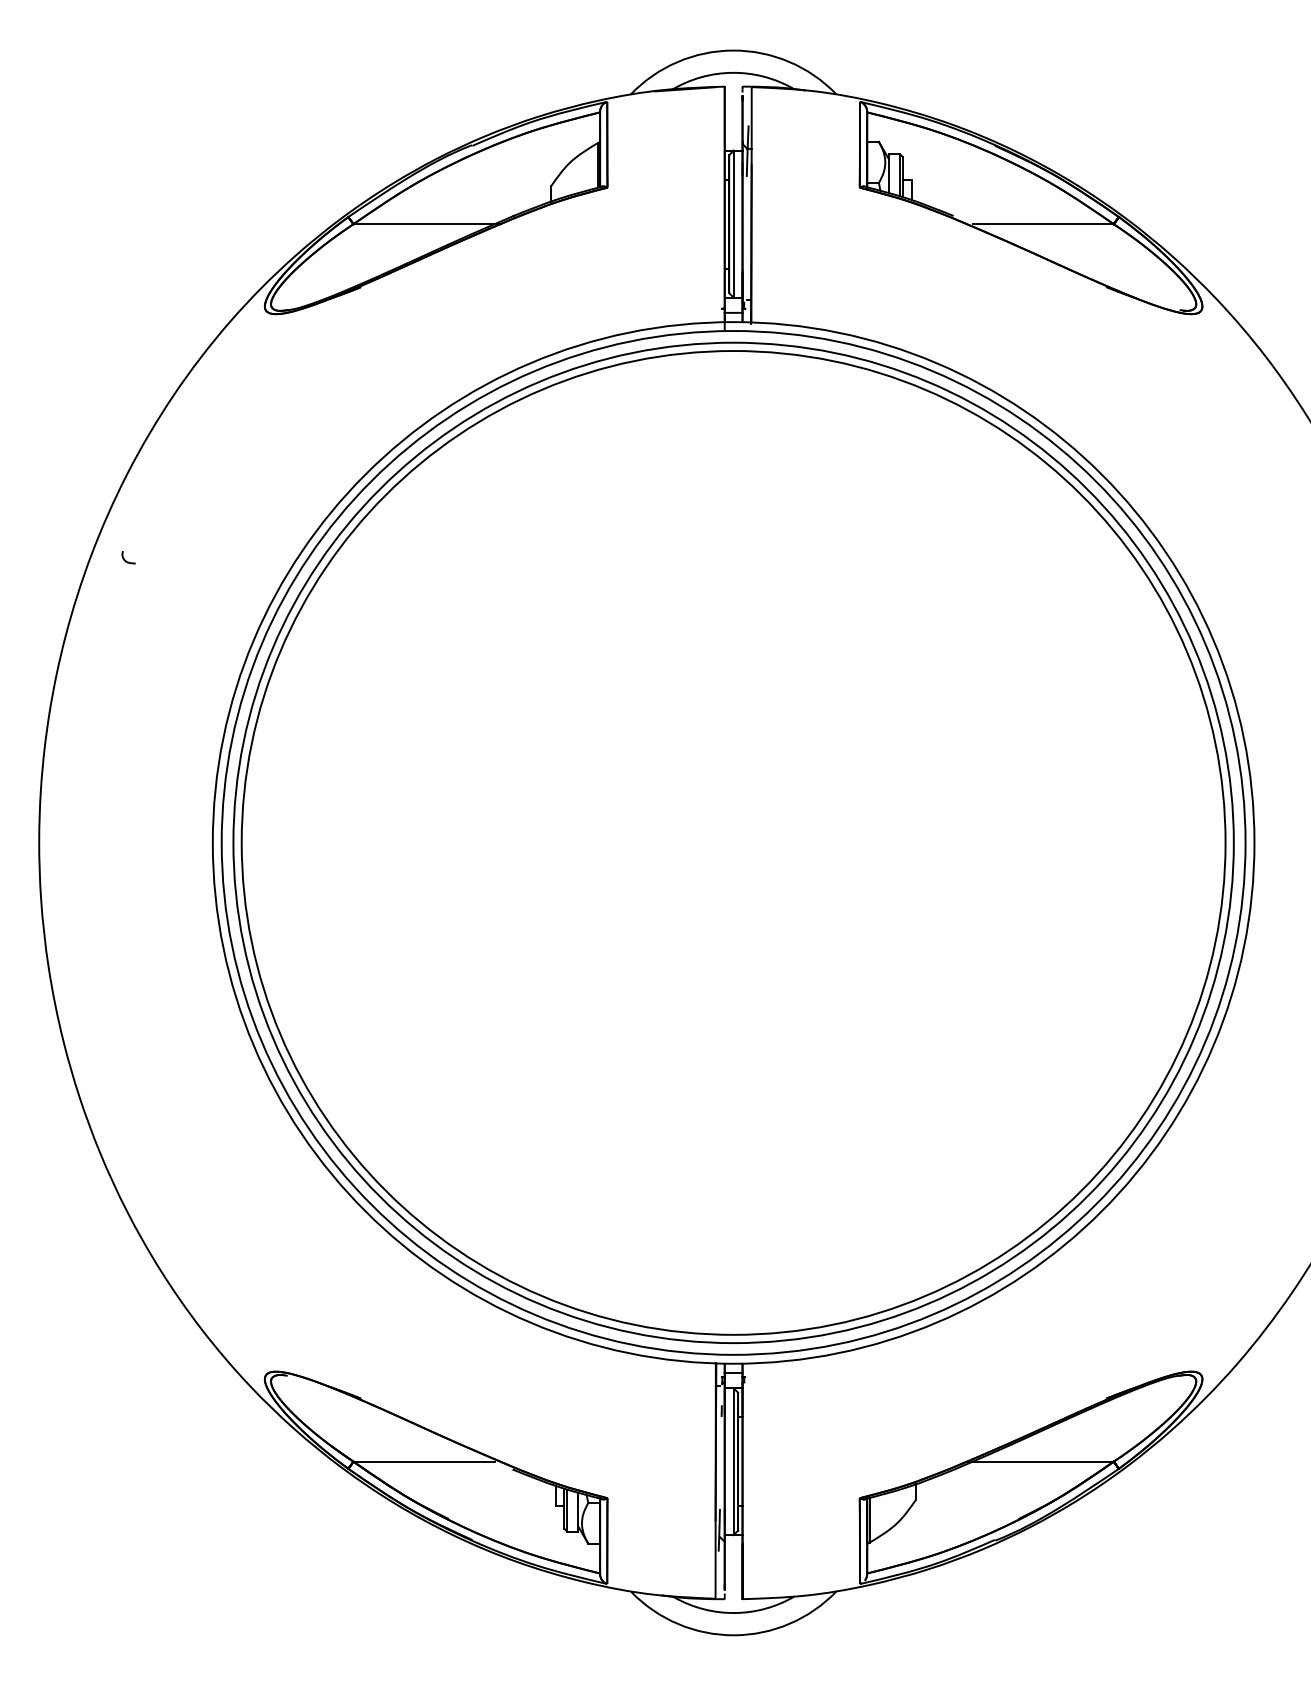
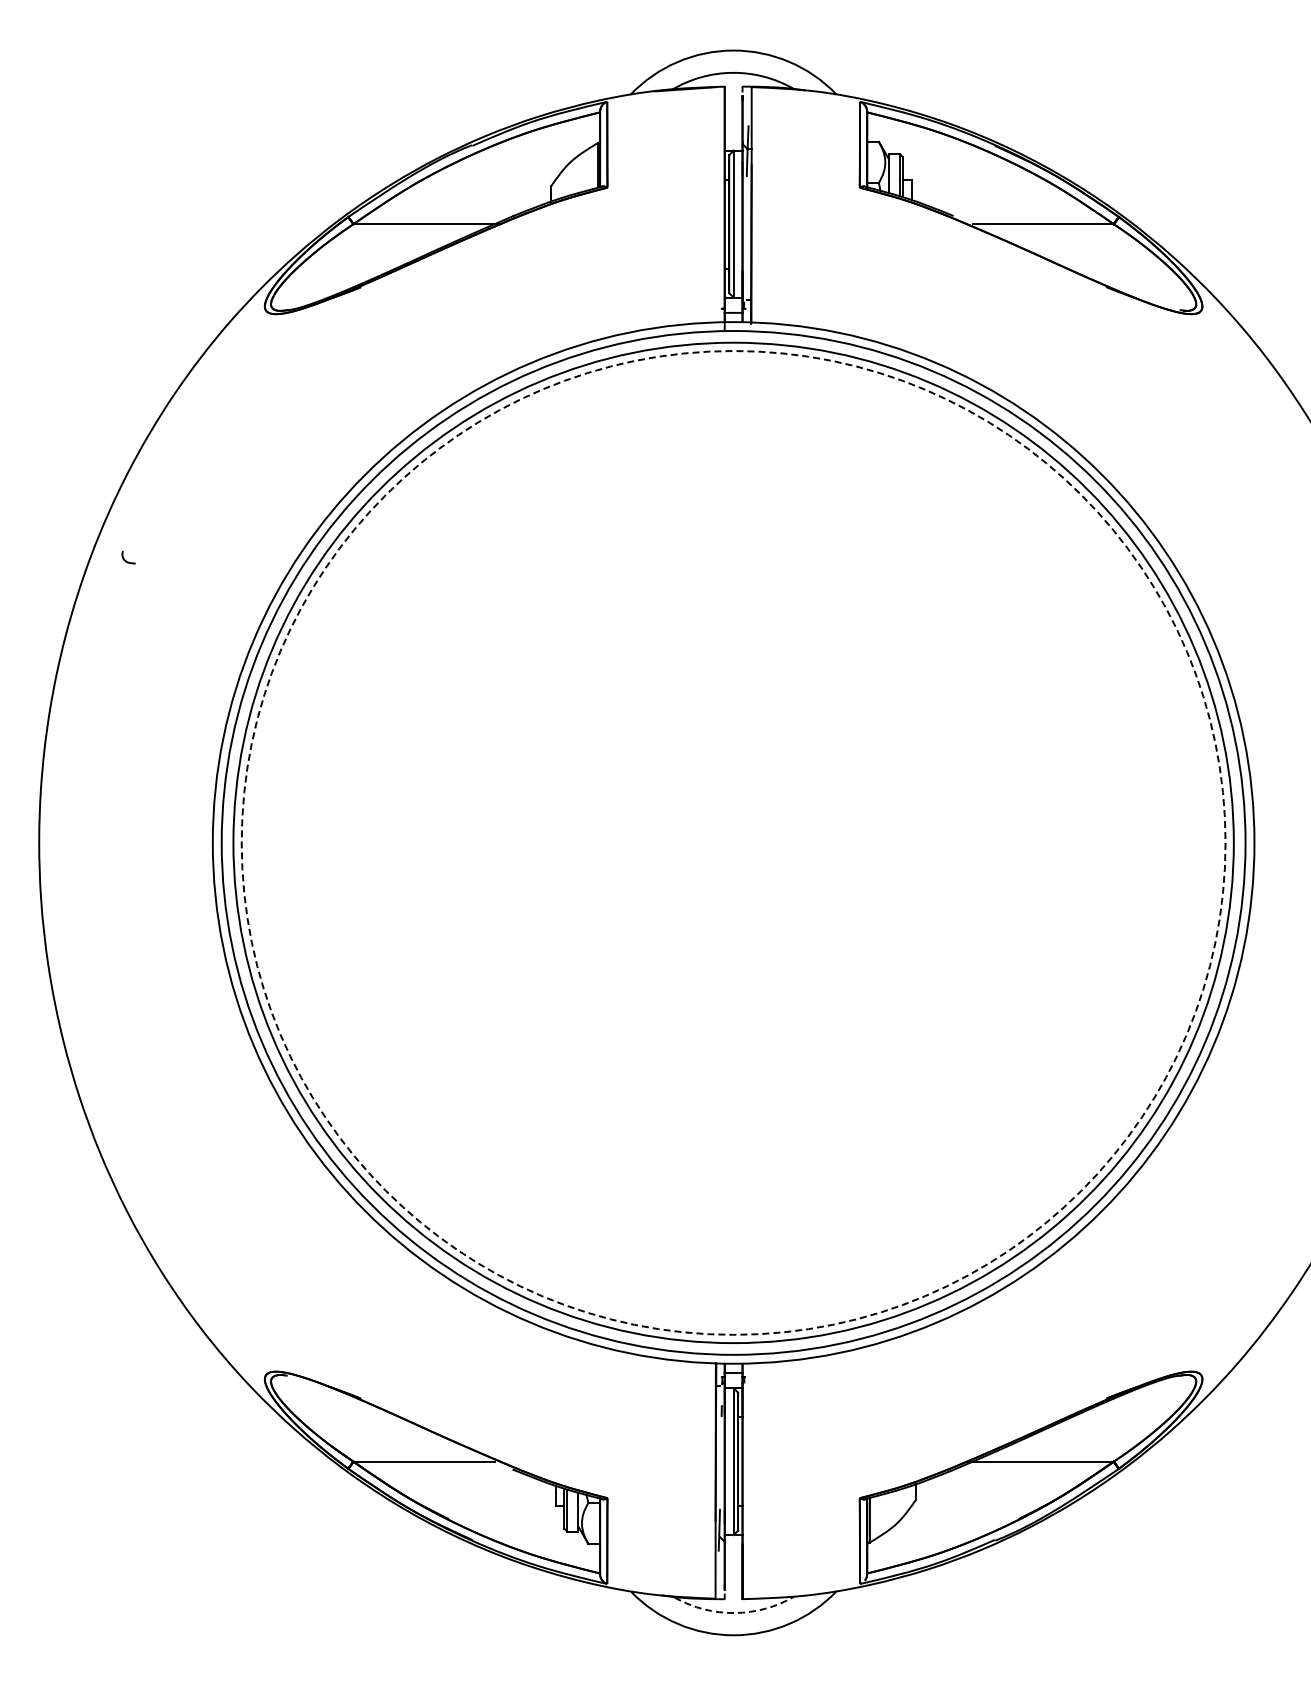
circle: solid -> dashed (733, 842)
arc: solid -> dashed (734, 1613)
